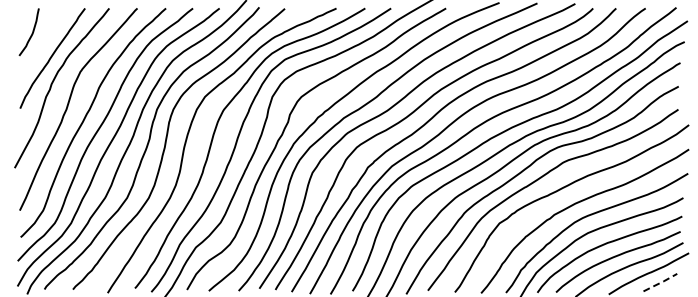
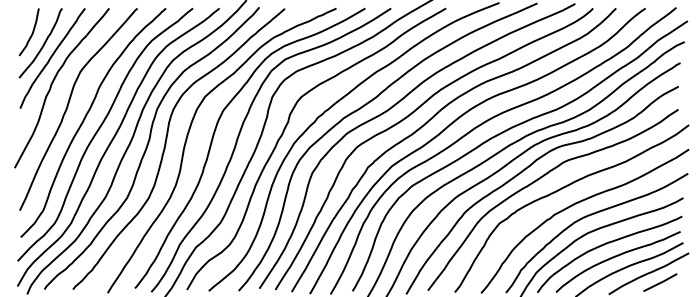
curve: none -> present (42, 45)
line: dashed -> solid (661, 282)
